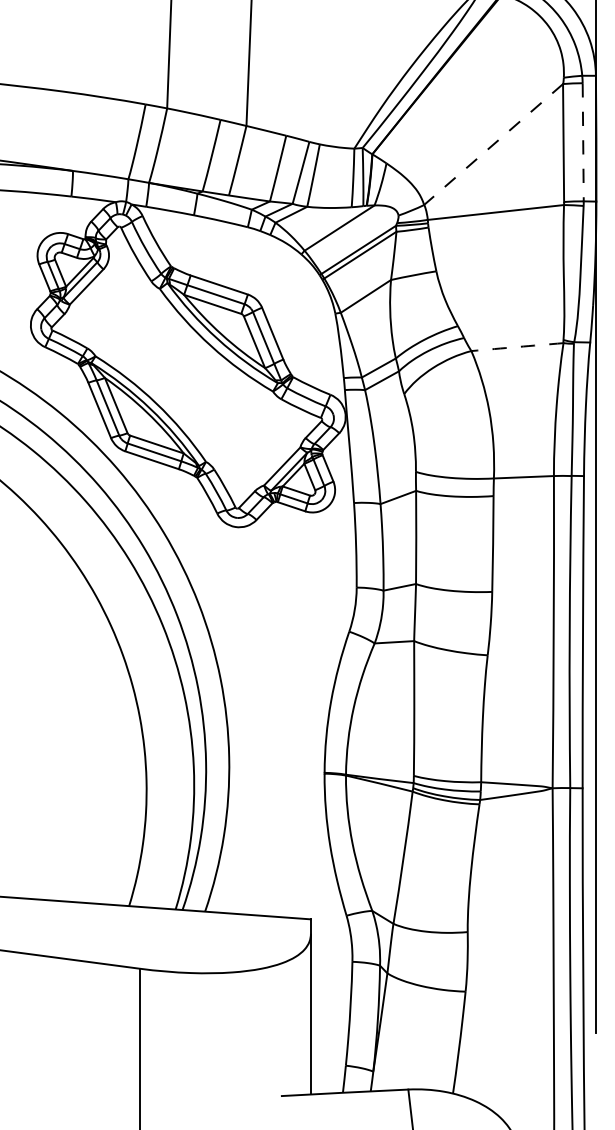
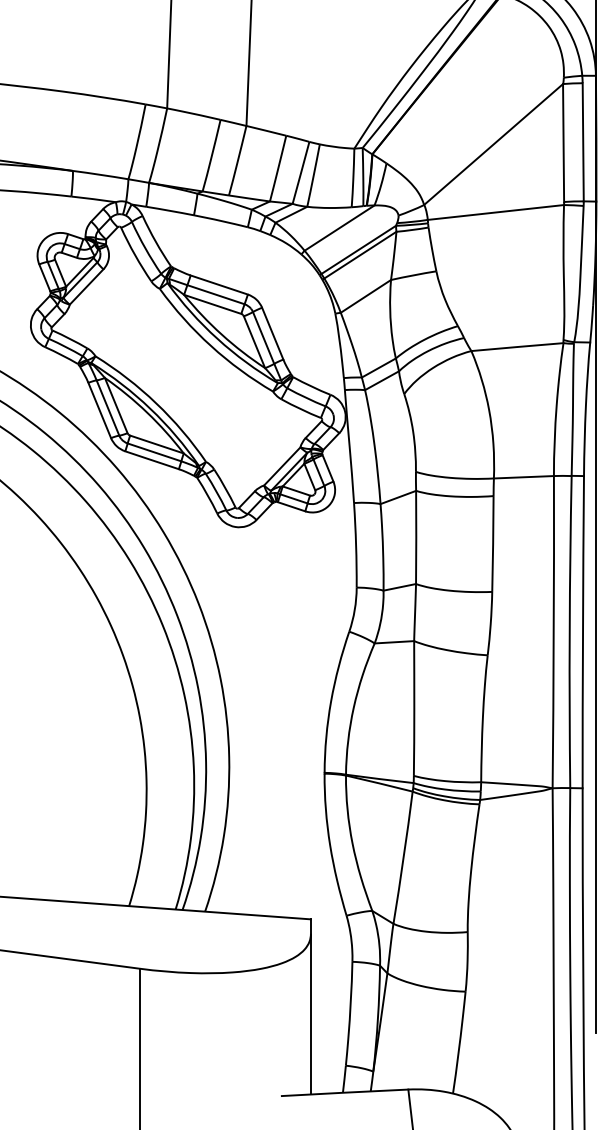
line: dashed -> solid (583, 142)
line: dashed -> solid (493, 144)
arc: dashed -> solid (517, 347)
